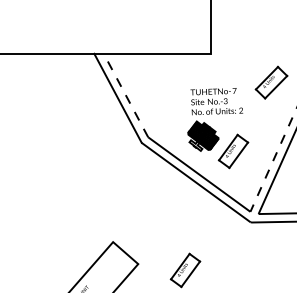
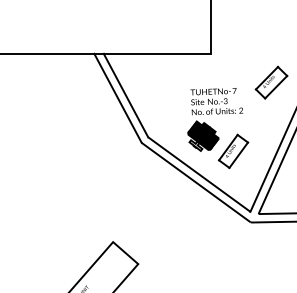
line: dashed -> solid (125, 95)
line: dashed -> solid (273, 159)
part: present -> none (185, 270)
